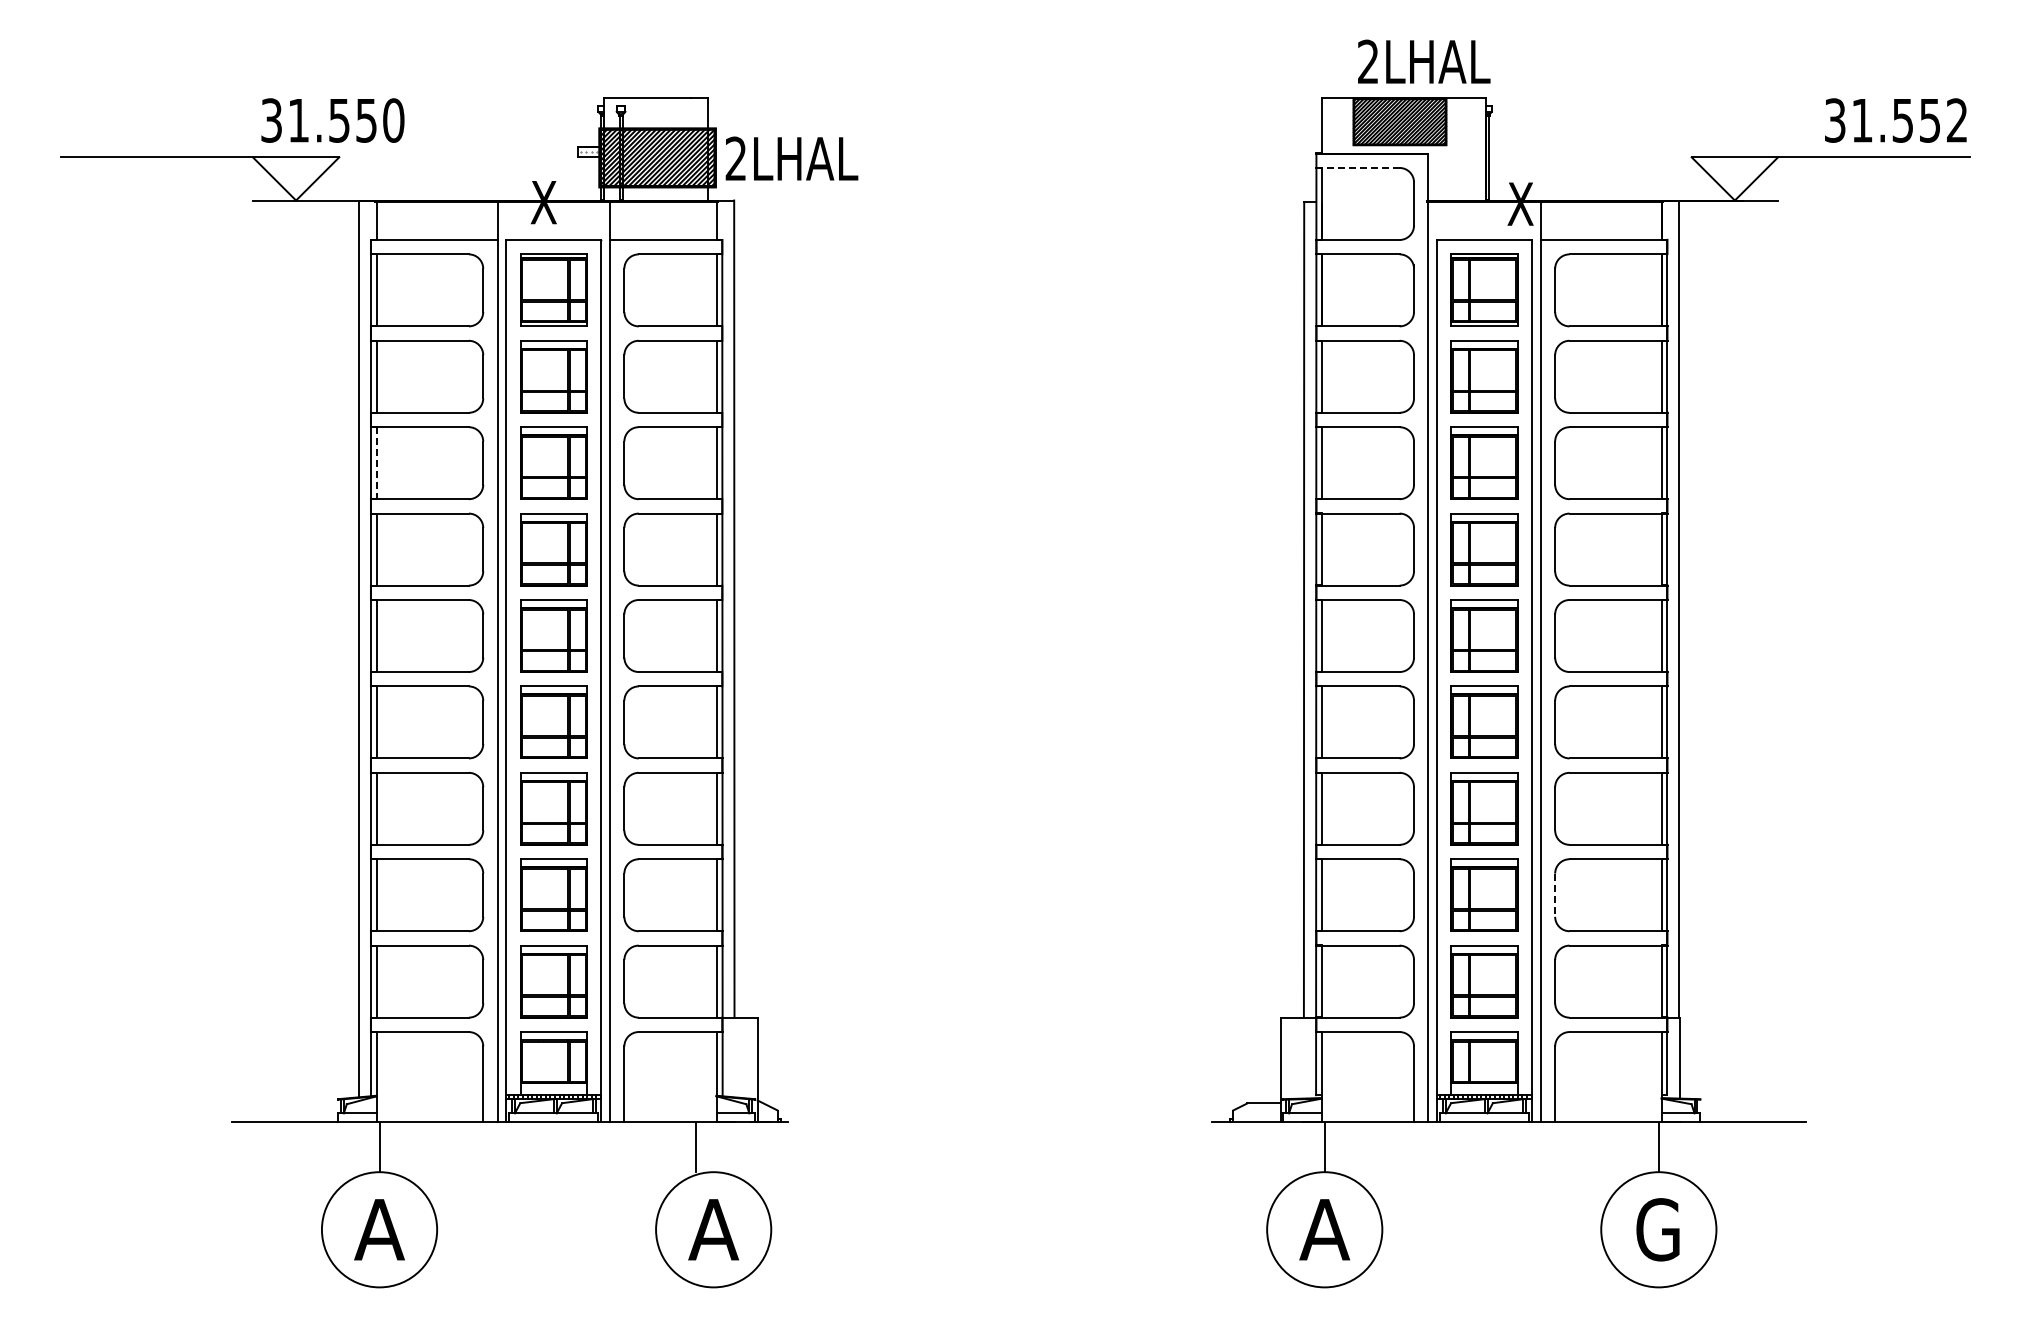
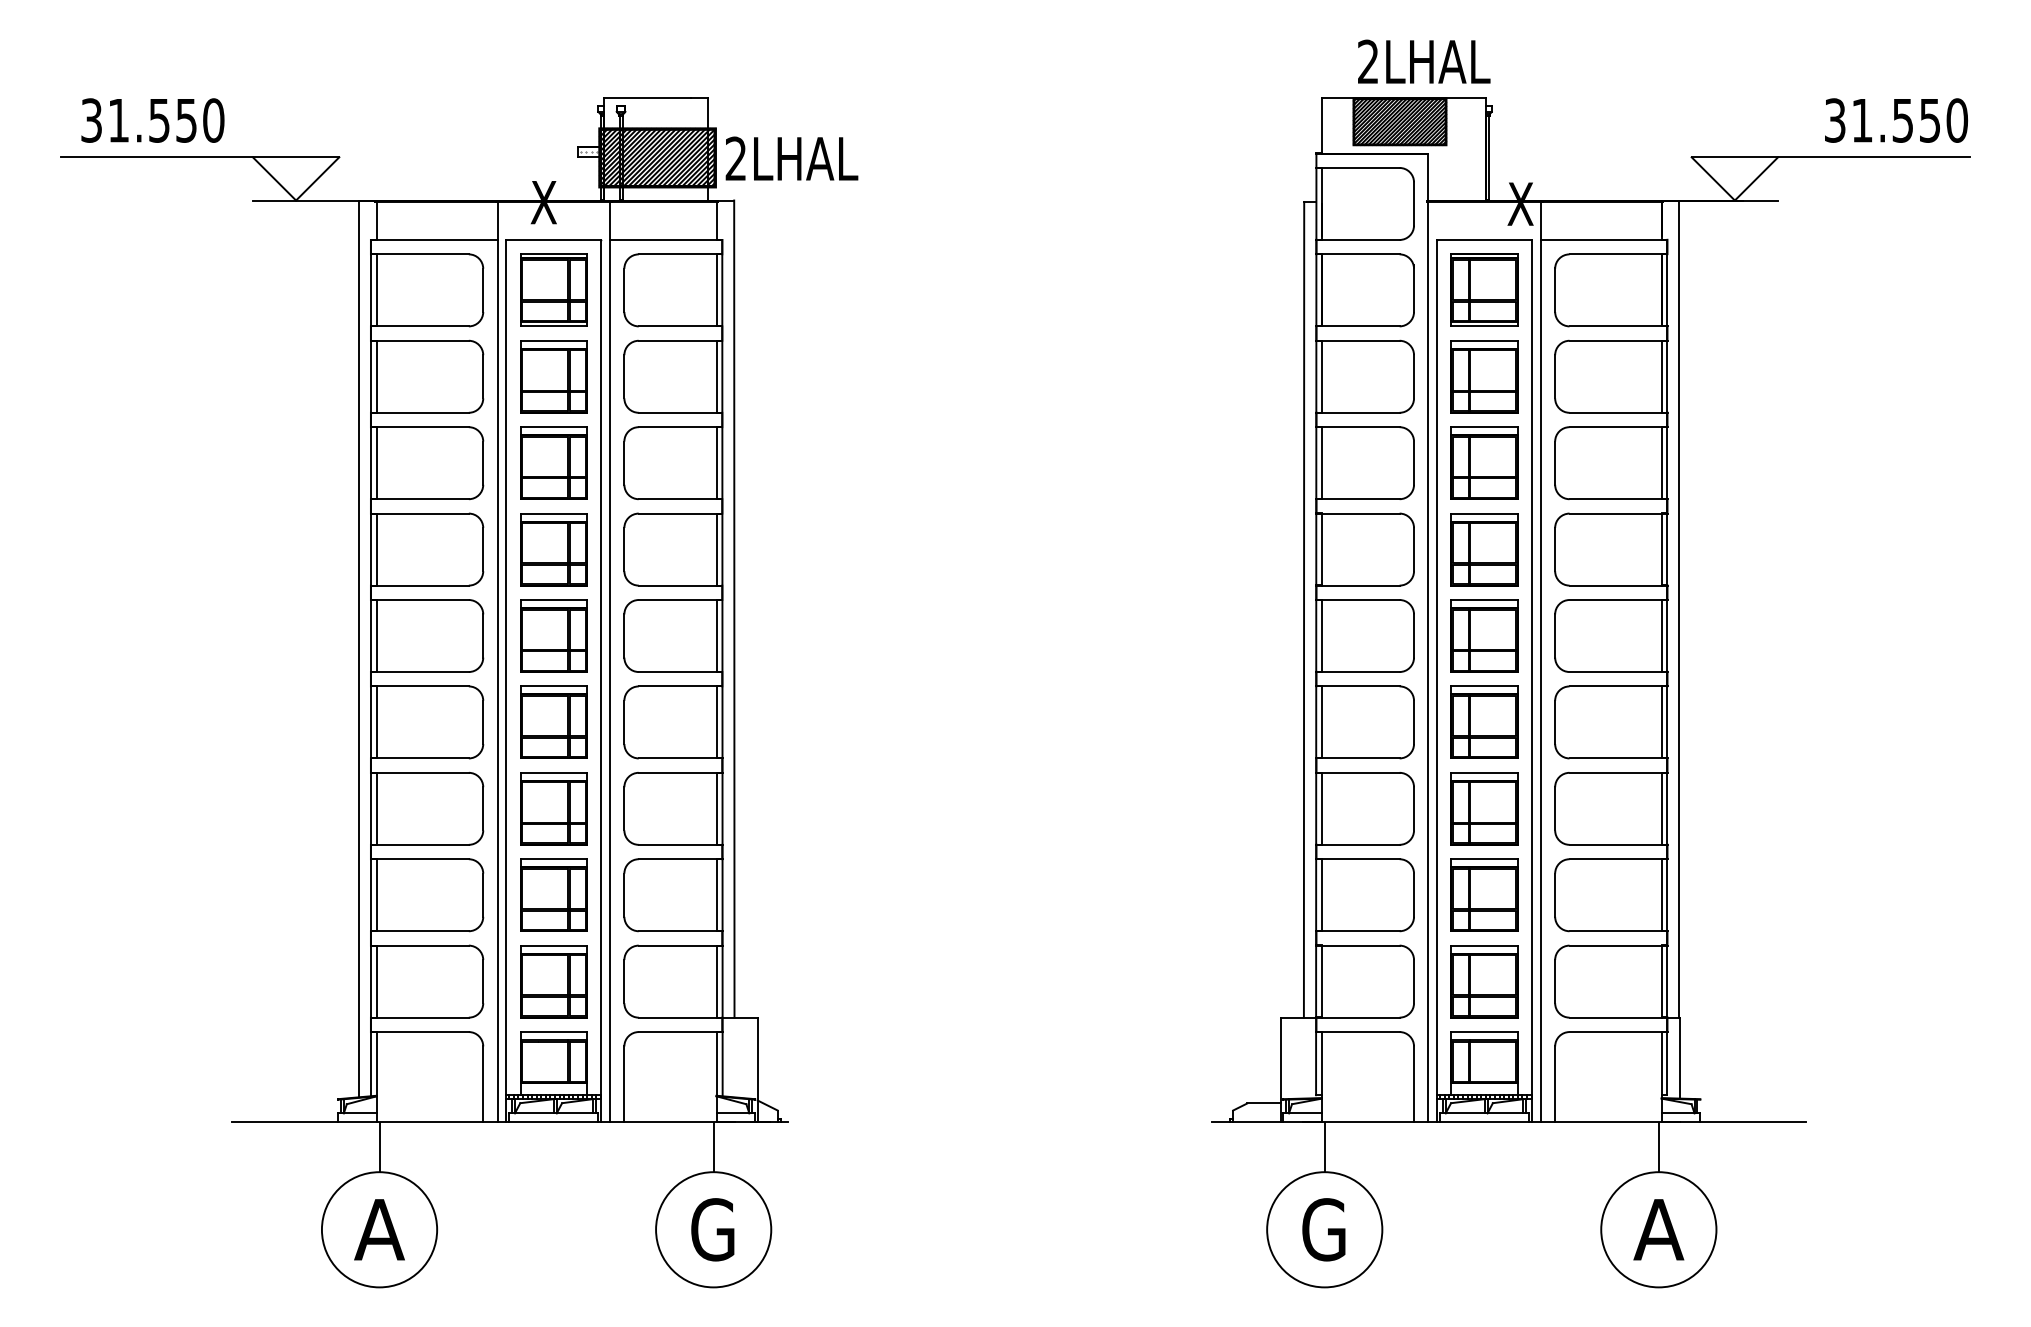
text position: (332, 120) -> (152, 120) (152, 120)
text: 31.552 -> 31.550 (1957, 120)
line: dashed -> solid (1357, 167)
line: dashed -> solid (376, 463)
line: dashed -> solid (1555, 895)
line position: (695, 1147) -> (713, 1147) (713, 1147)
text: A -> G (713, 1229)
text: A -> G (1324, 1229)
text: G -> A (1658, 1229)
